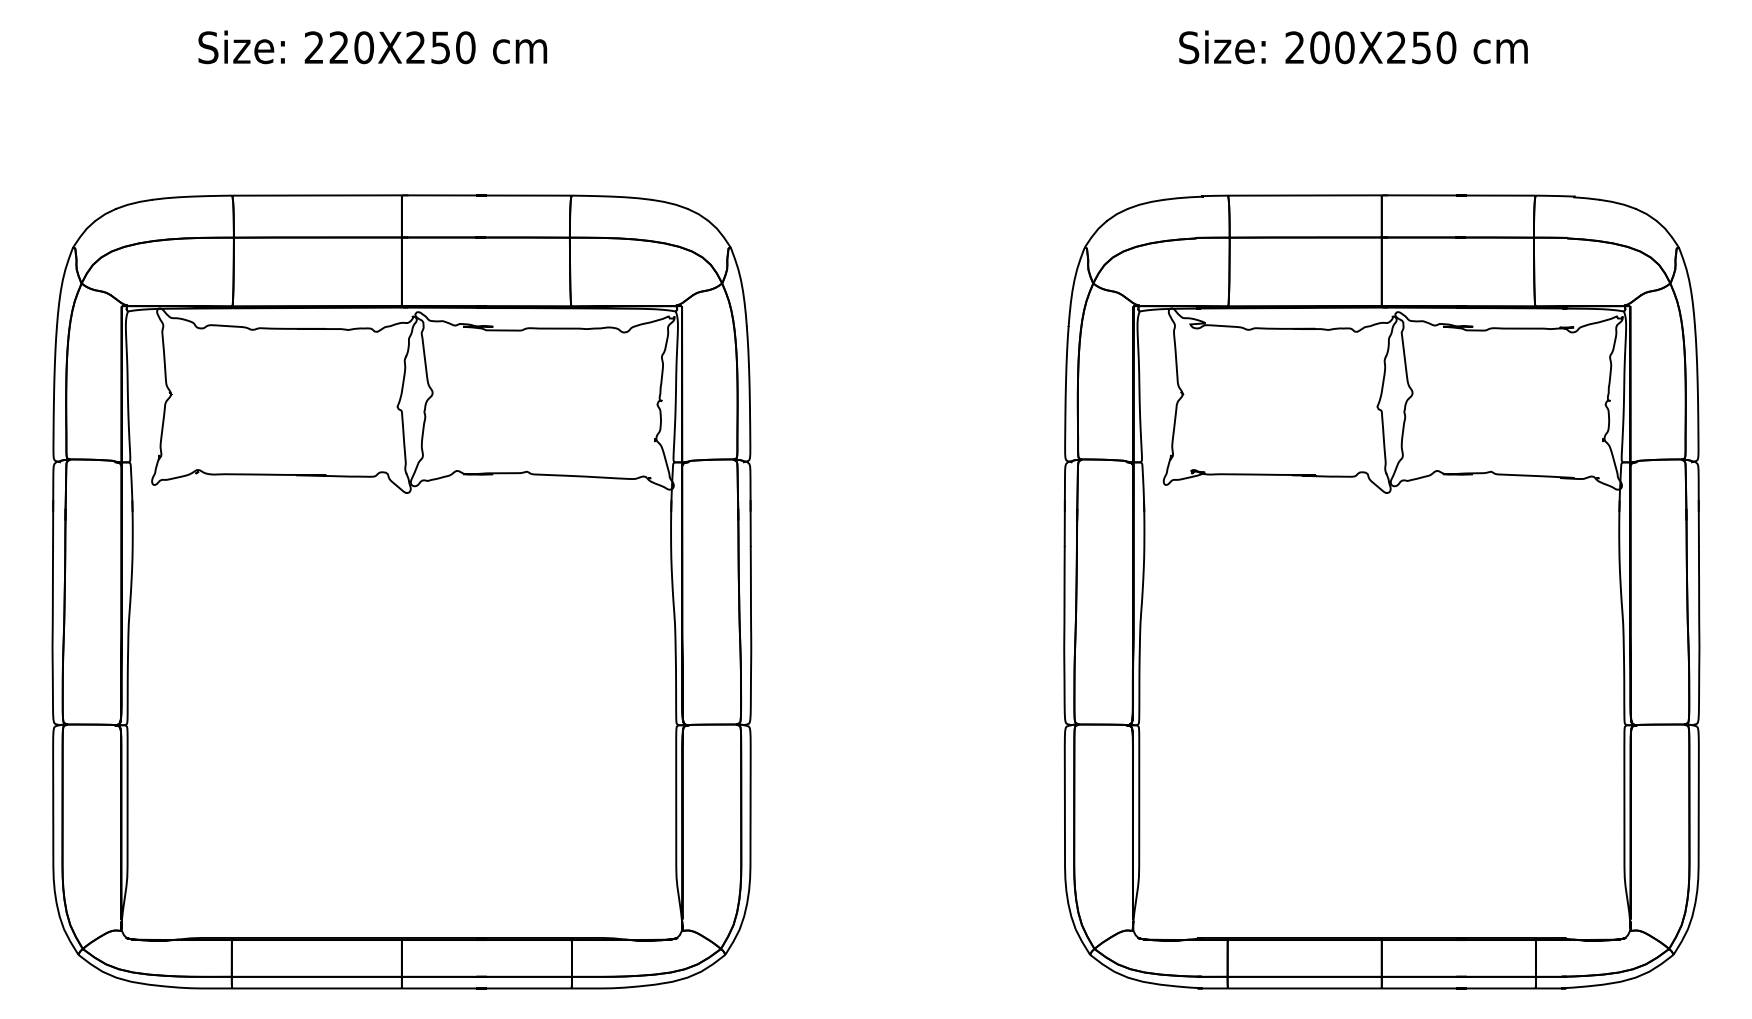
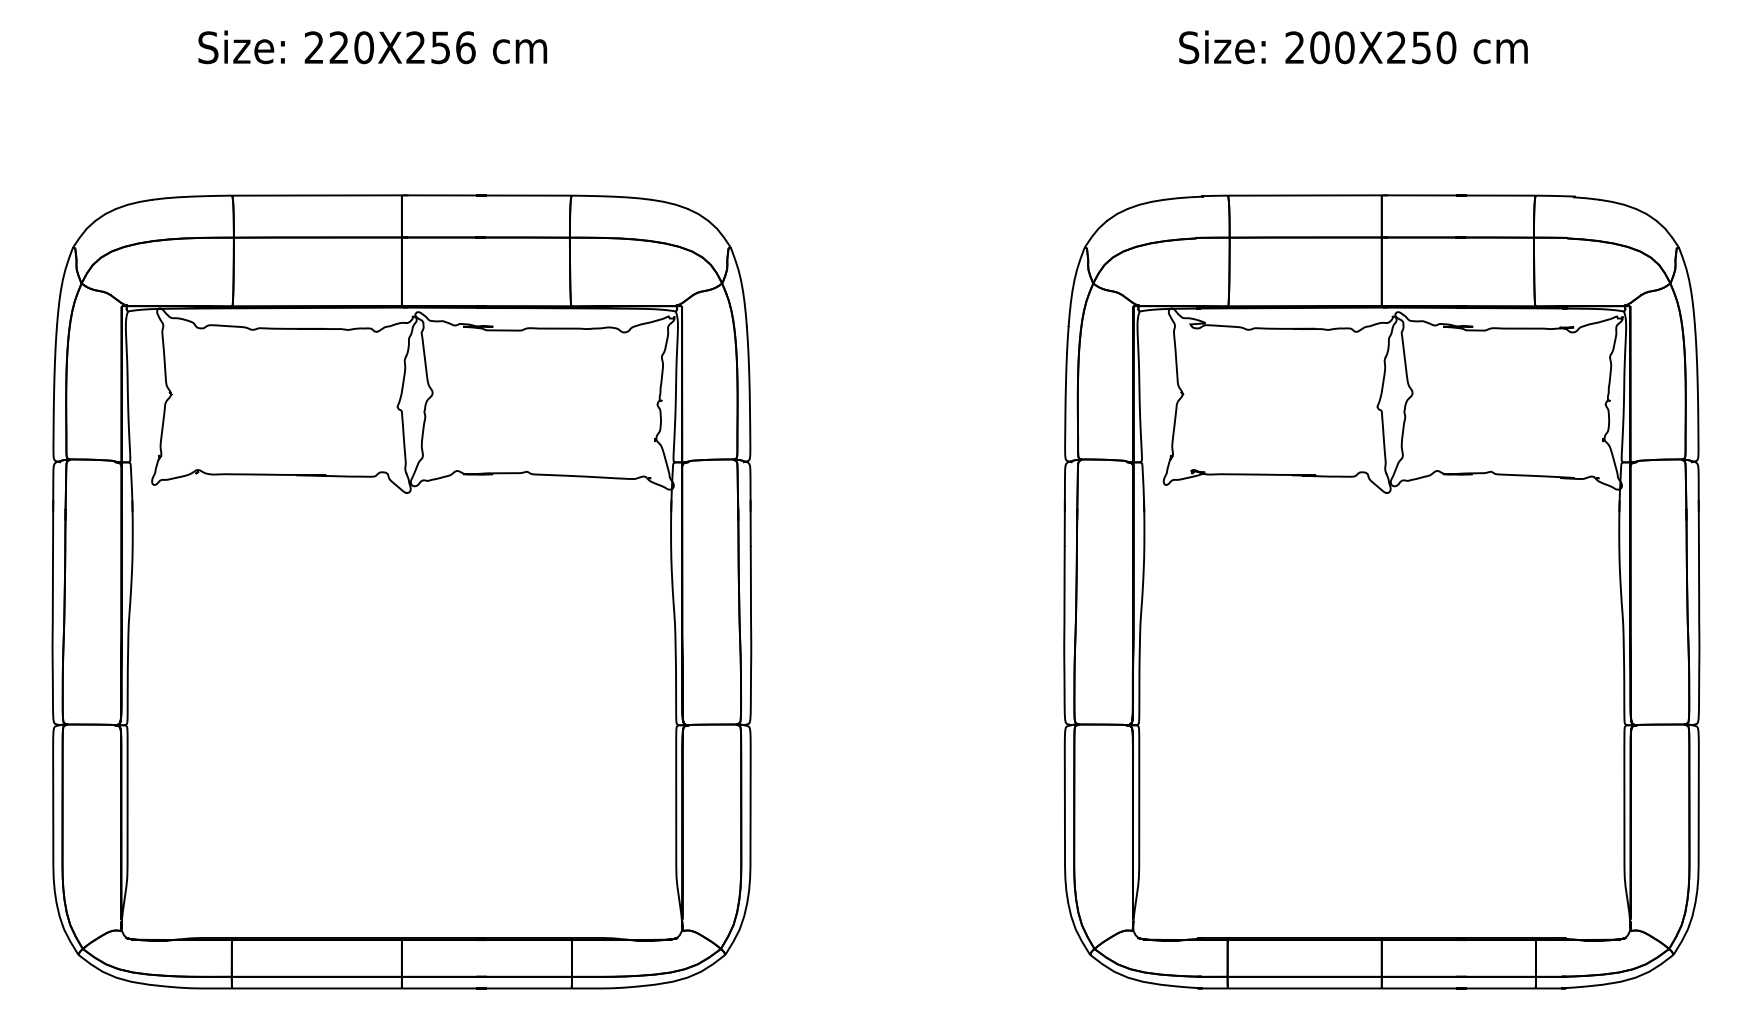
text: 220X250 -> 220X256 (465, 47)
